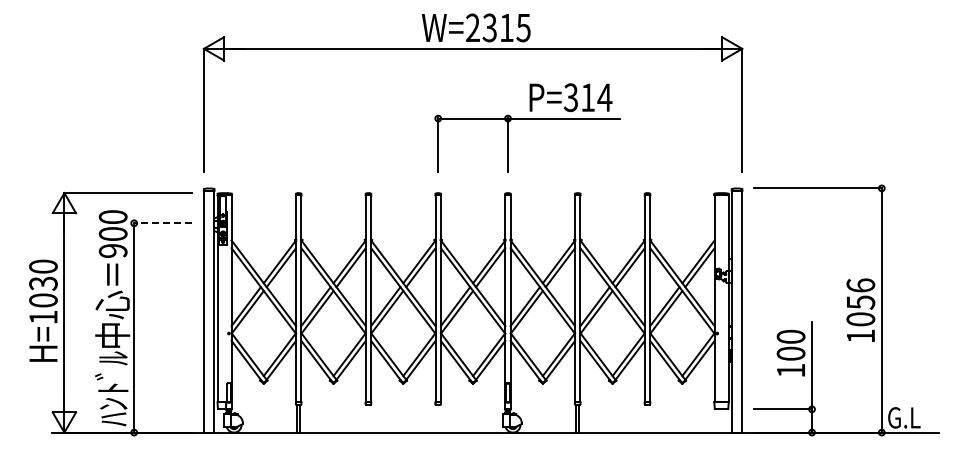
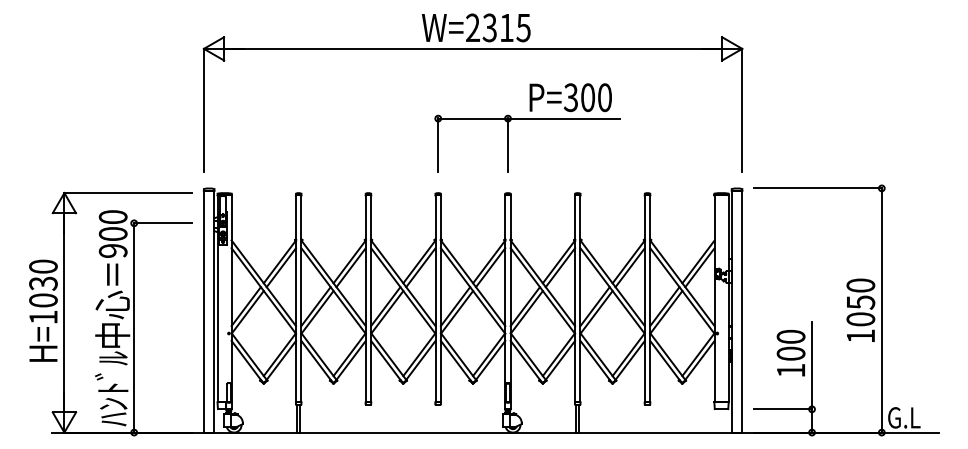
text: P=314 -> P=300 (596, 97)
line: dashed -> solid (162, 223)
text: 1056 -> 1050 (860, 285)
